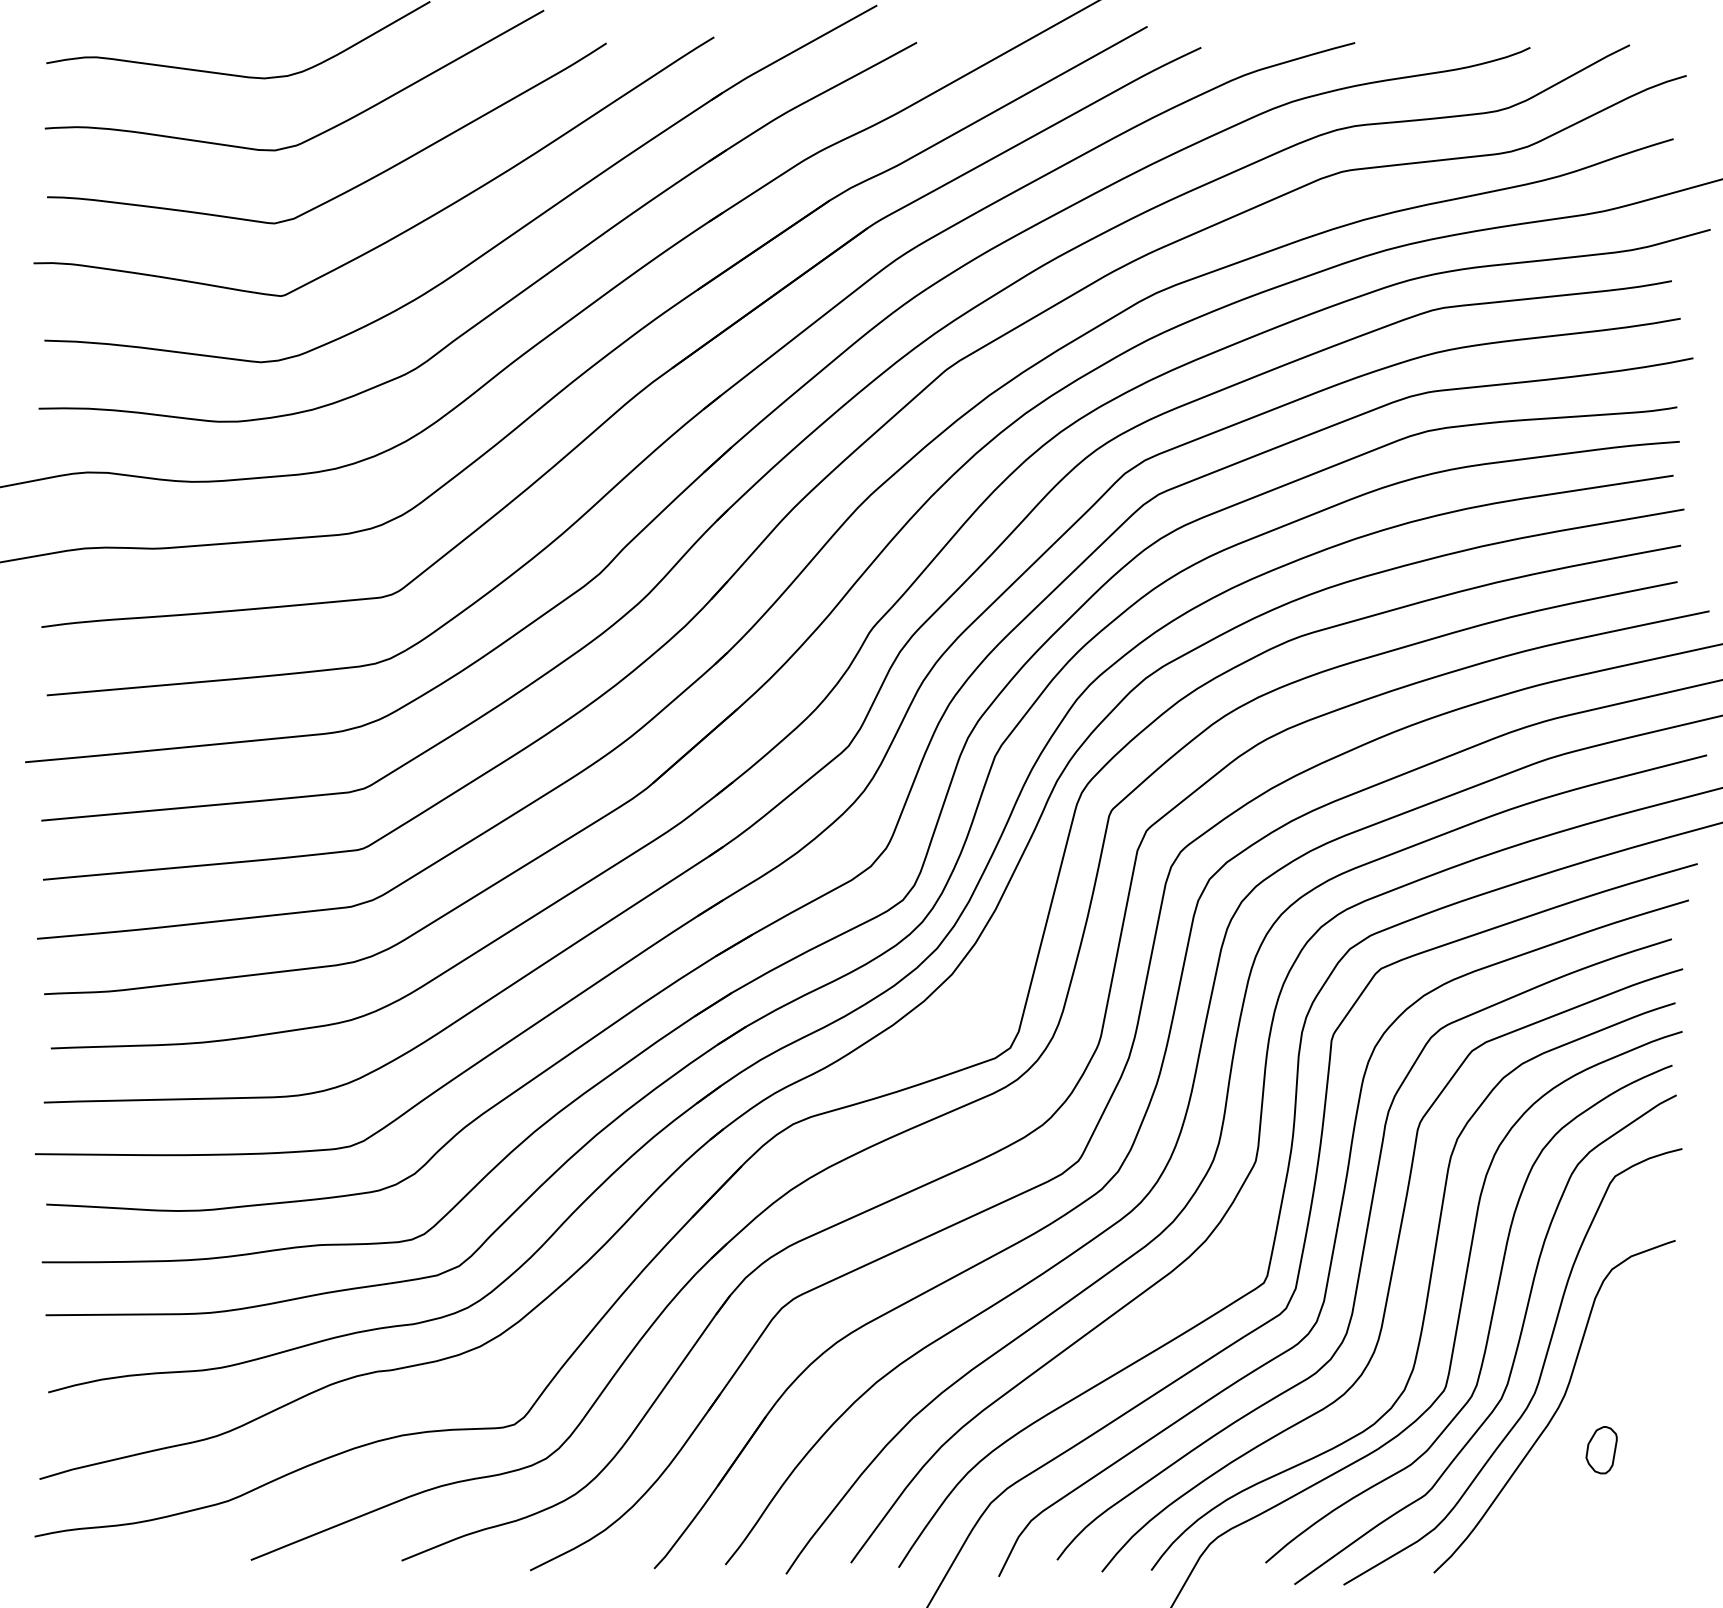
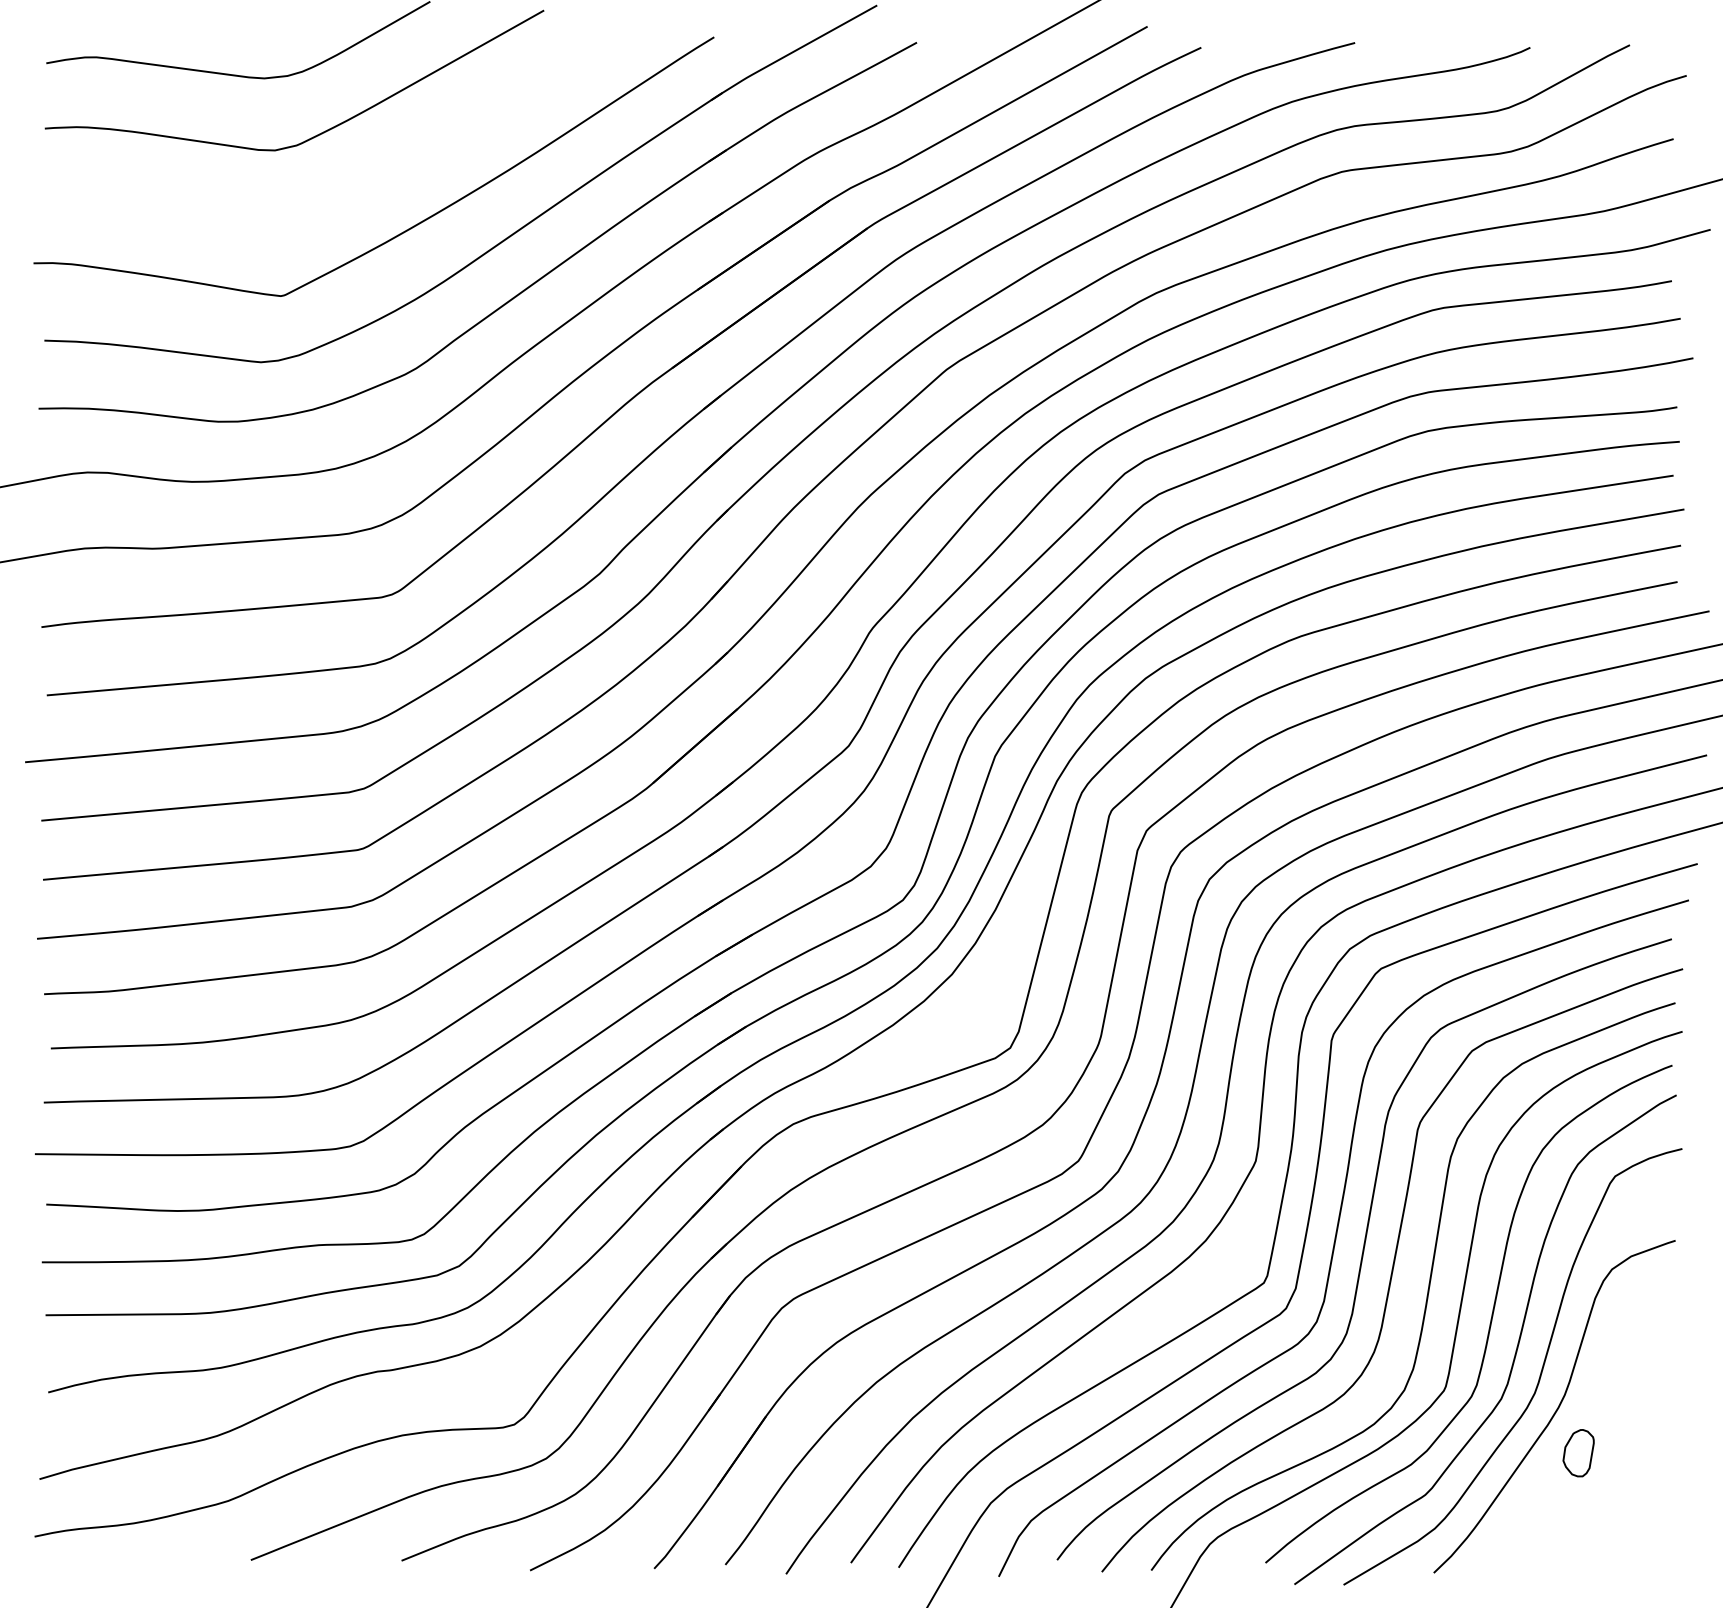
curve: present -> none (352, 187)
part position: (1601, 1450) -> (1578, 1453) (1578, 1453)
